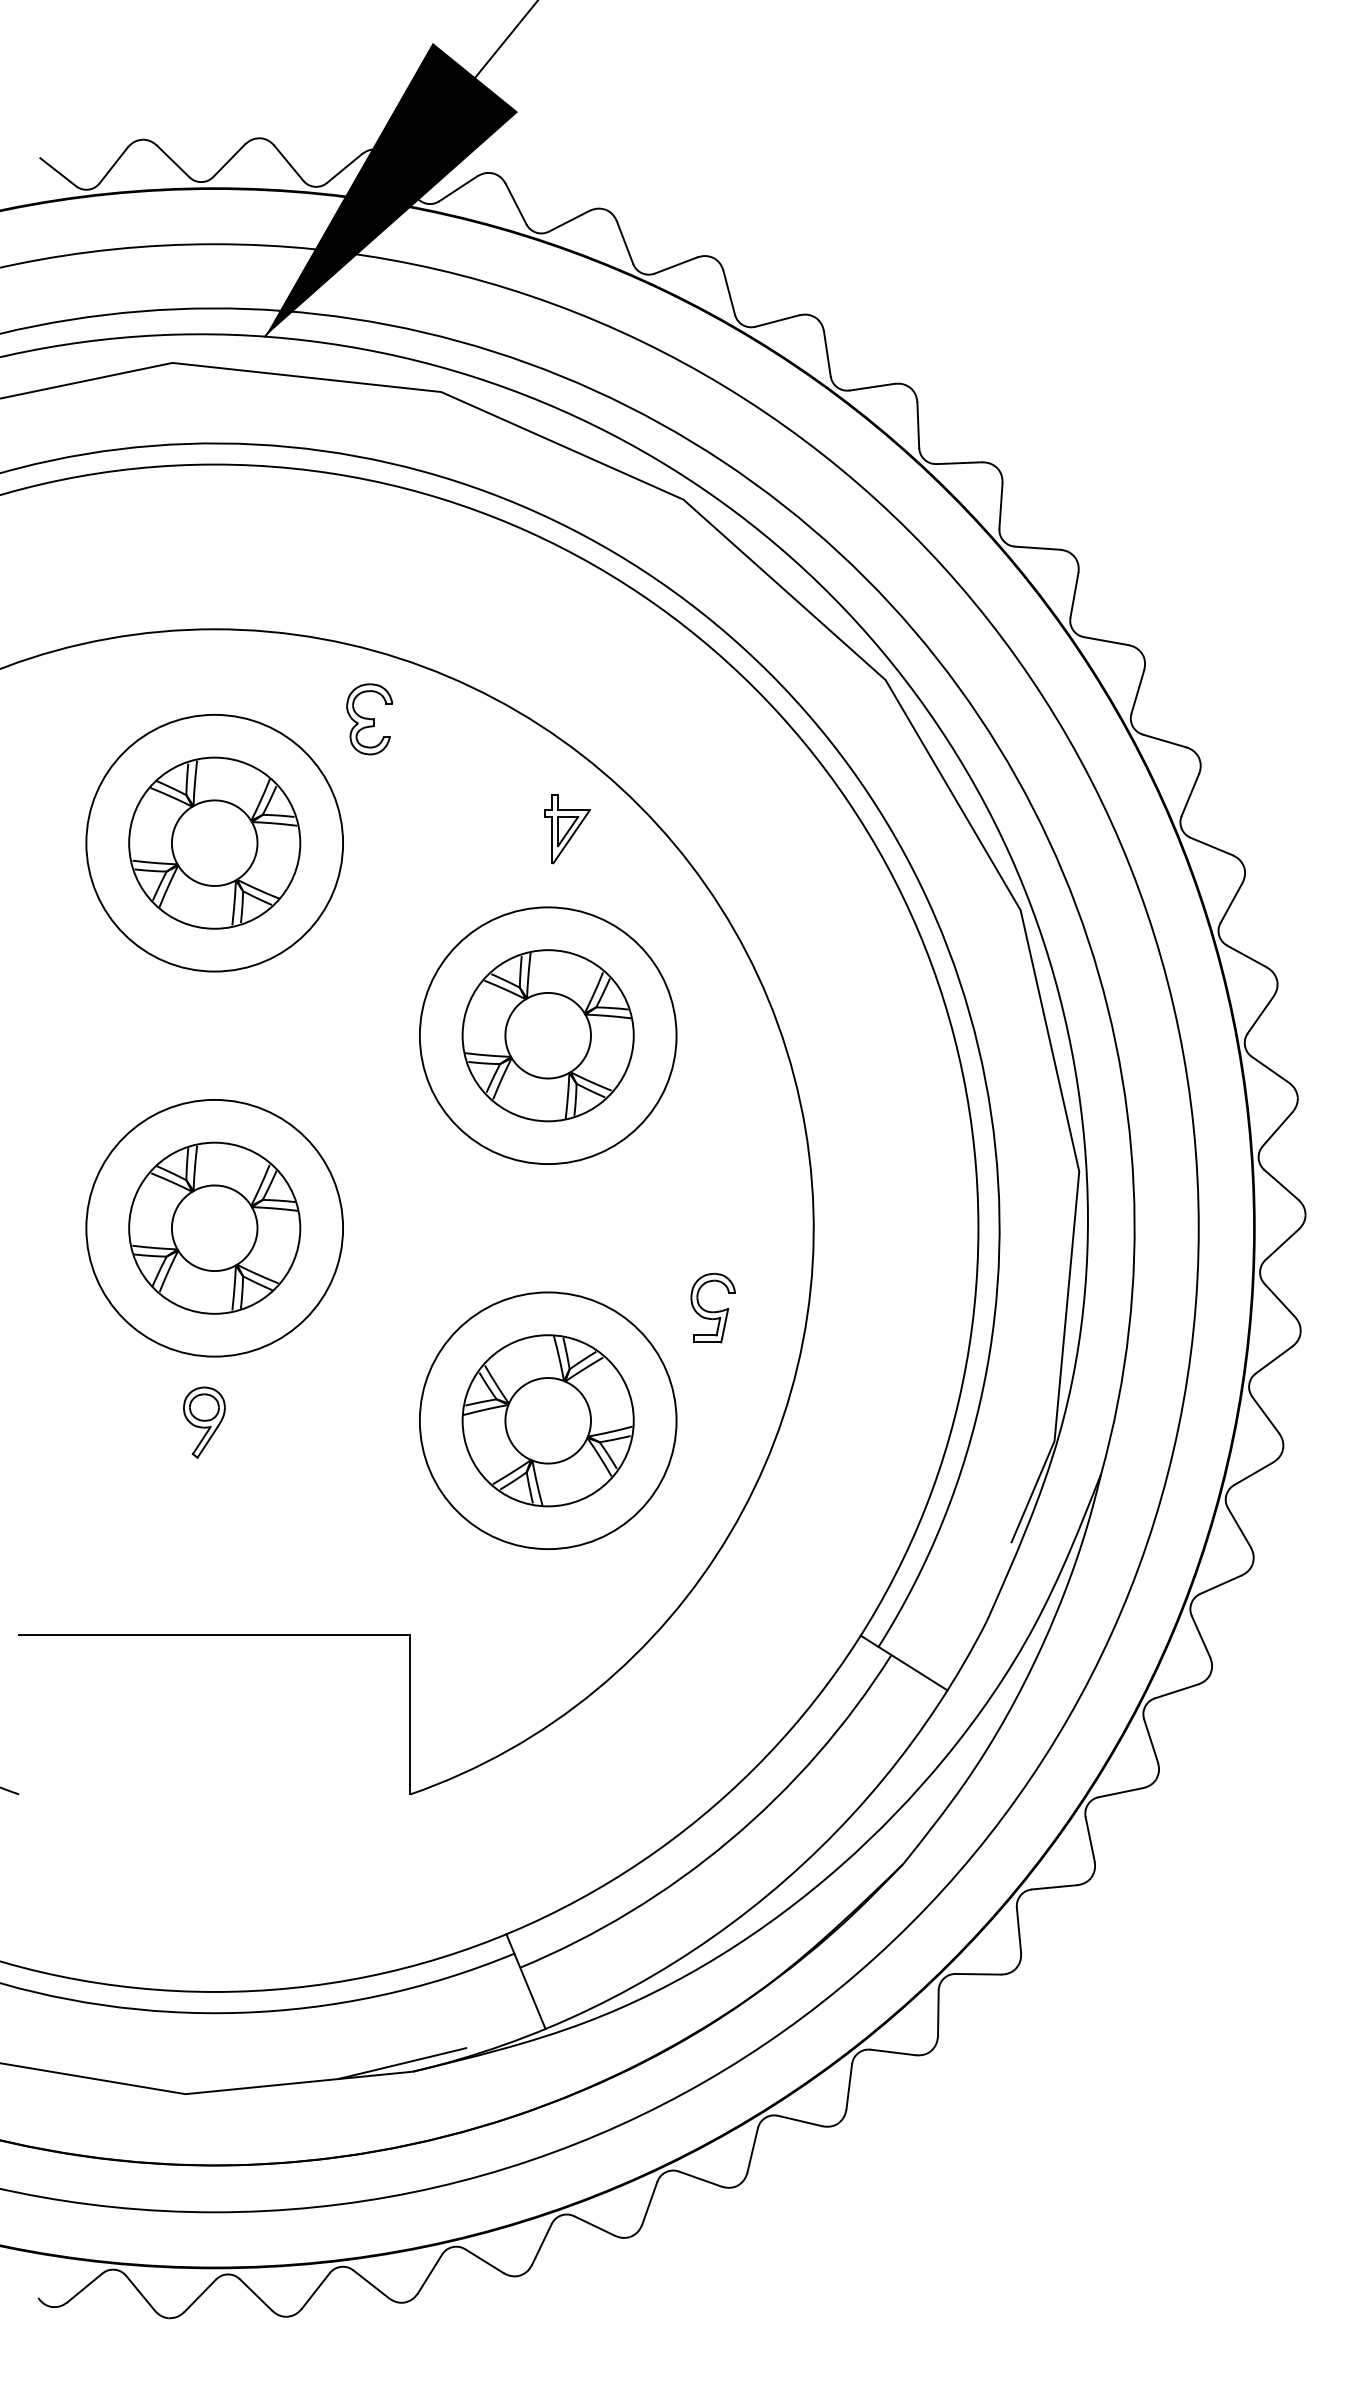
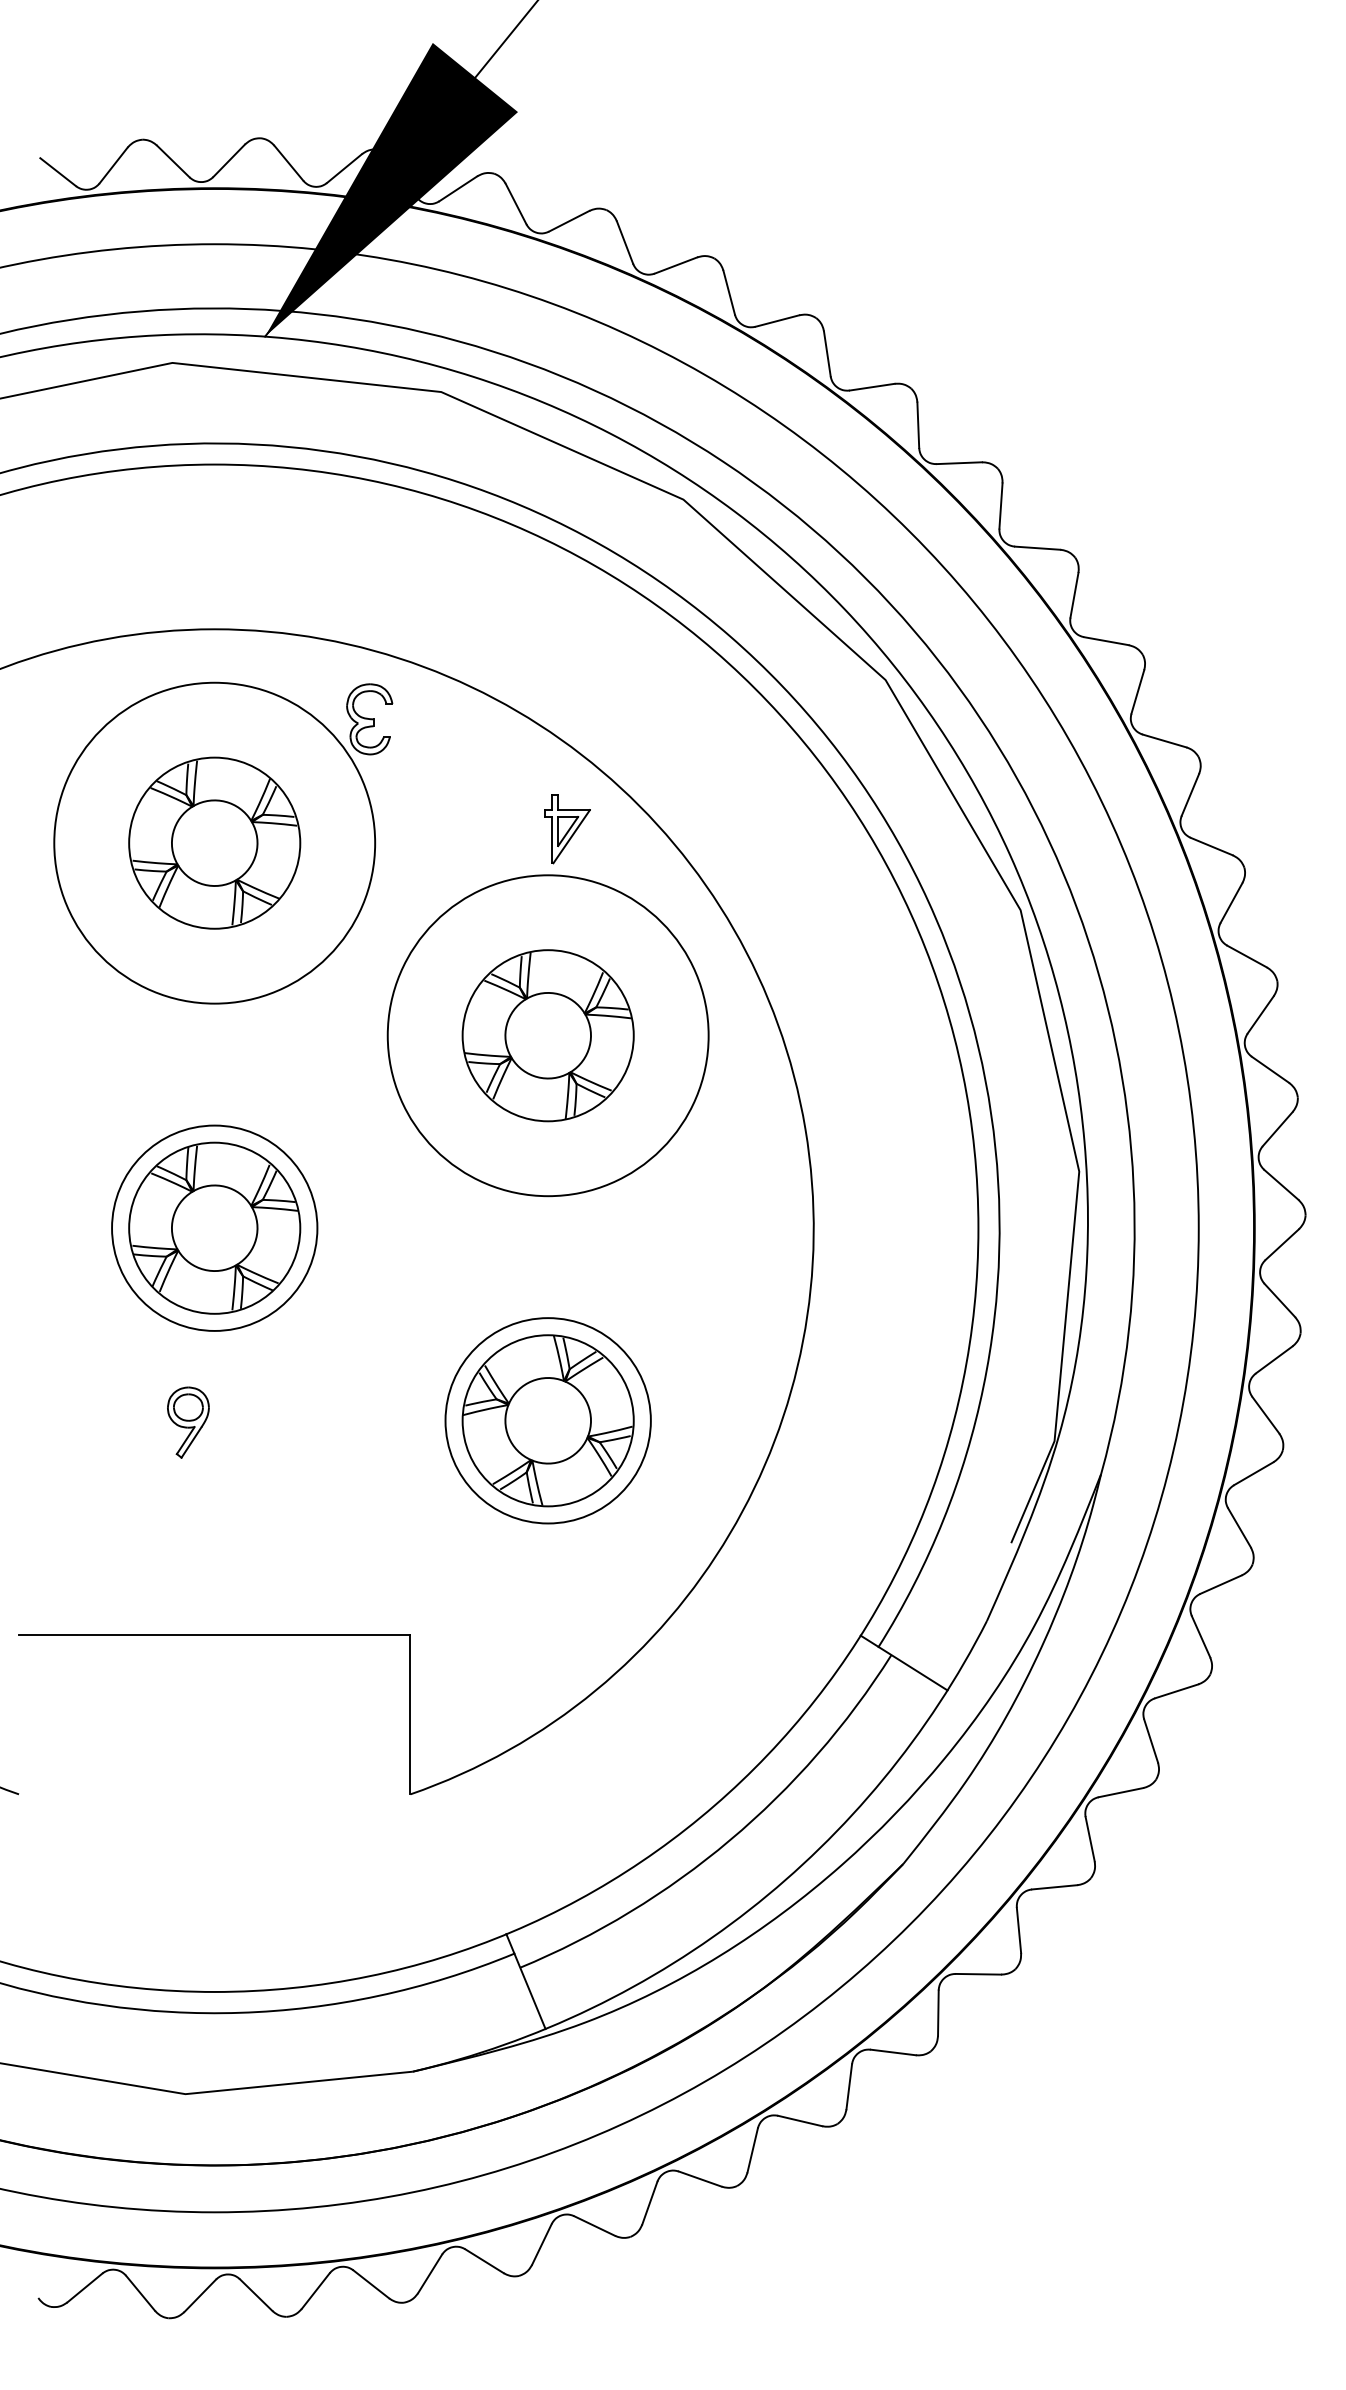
circle diameter: 257 px -> 321 px (214, 842)
circle diameter: 257 px -> 321 px (547, 1035)
circle diameter: 257 px -> 205 px (214, 1227)
part: present -> none (712, 1307)
circle diameter: 257 px -> 205 px (547, 1420)
part position: (204, 1422) -> (188, 1422) (188, 1422)
line: present -> none (402, 2063)
